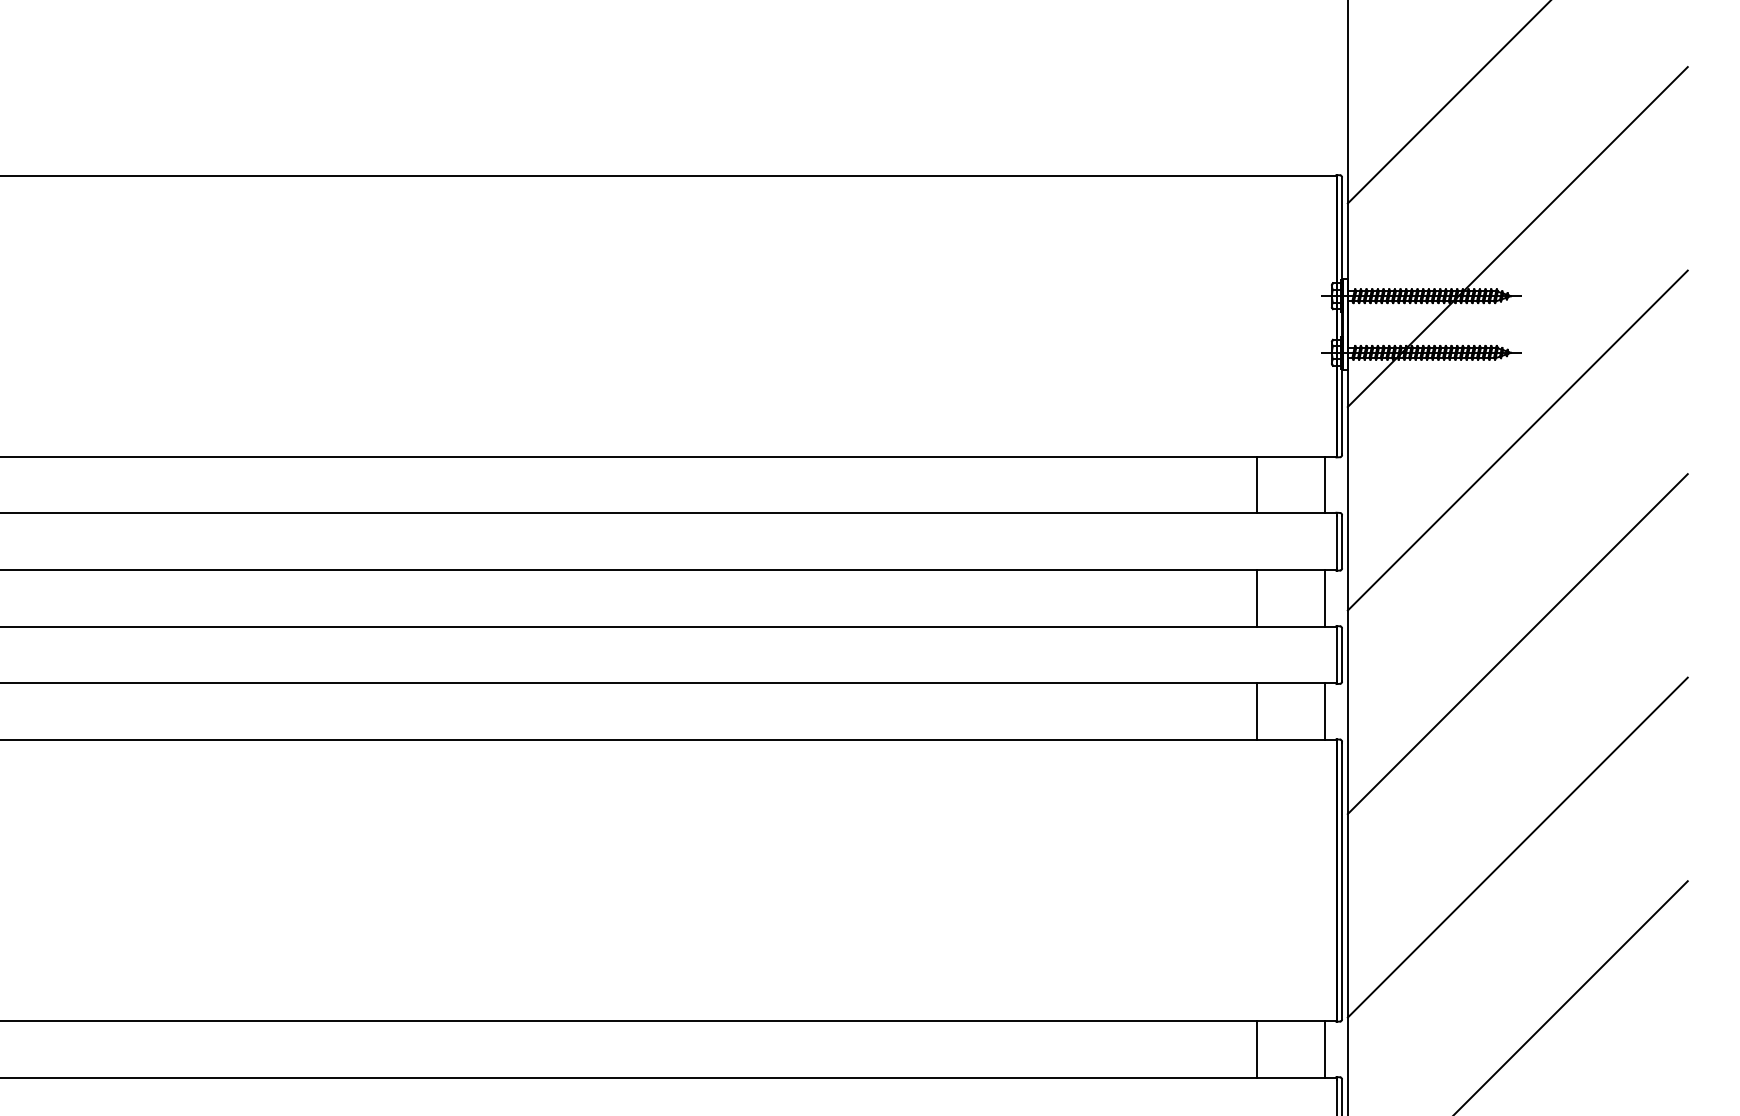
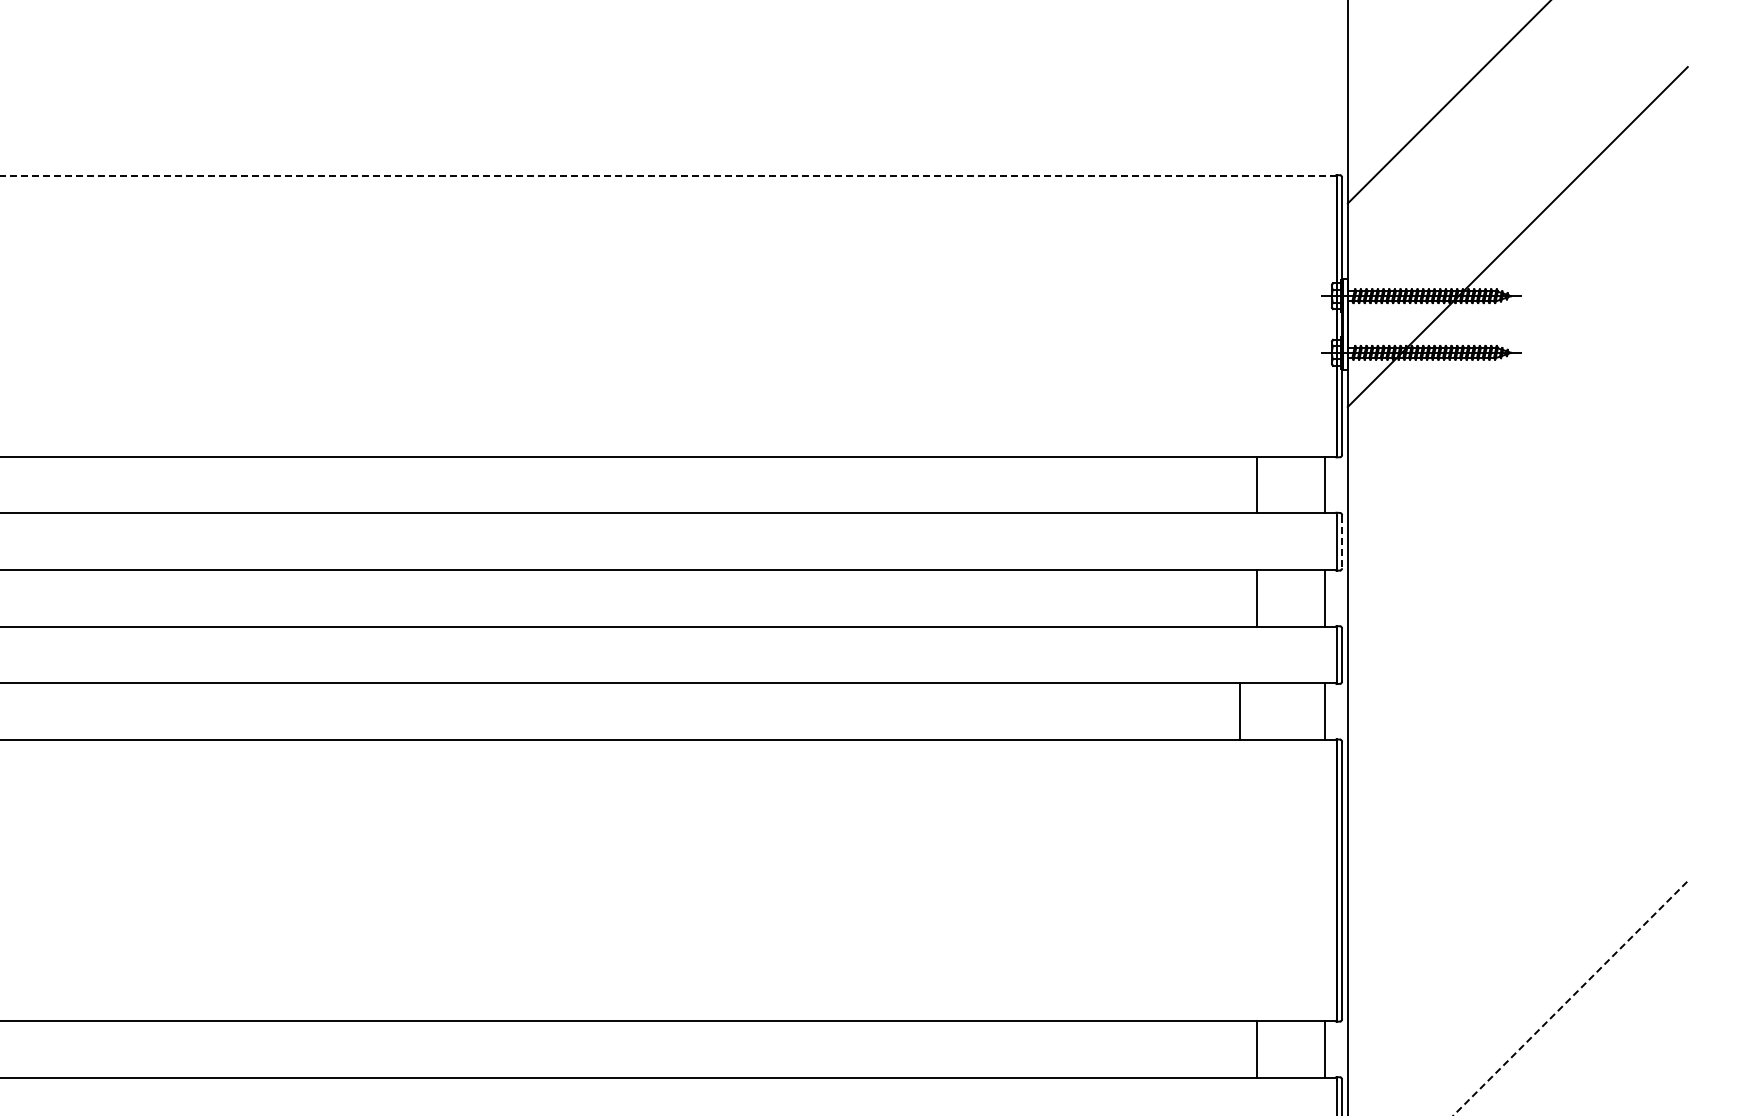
line: solid -> dashed (668, 175)
line: present -> none (1517, 440)
line: solid -> dashed (1342, 542)
line: present -> none (1517, 644)
line position: (1257, 711) -> (1240, 711) (1240, 711)
line: present -> none (1517, 847)
line: solid -> dashed (1570, 998)
